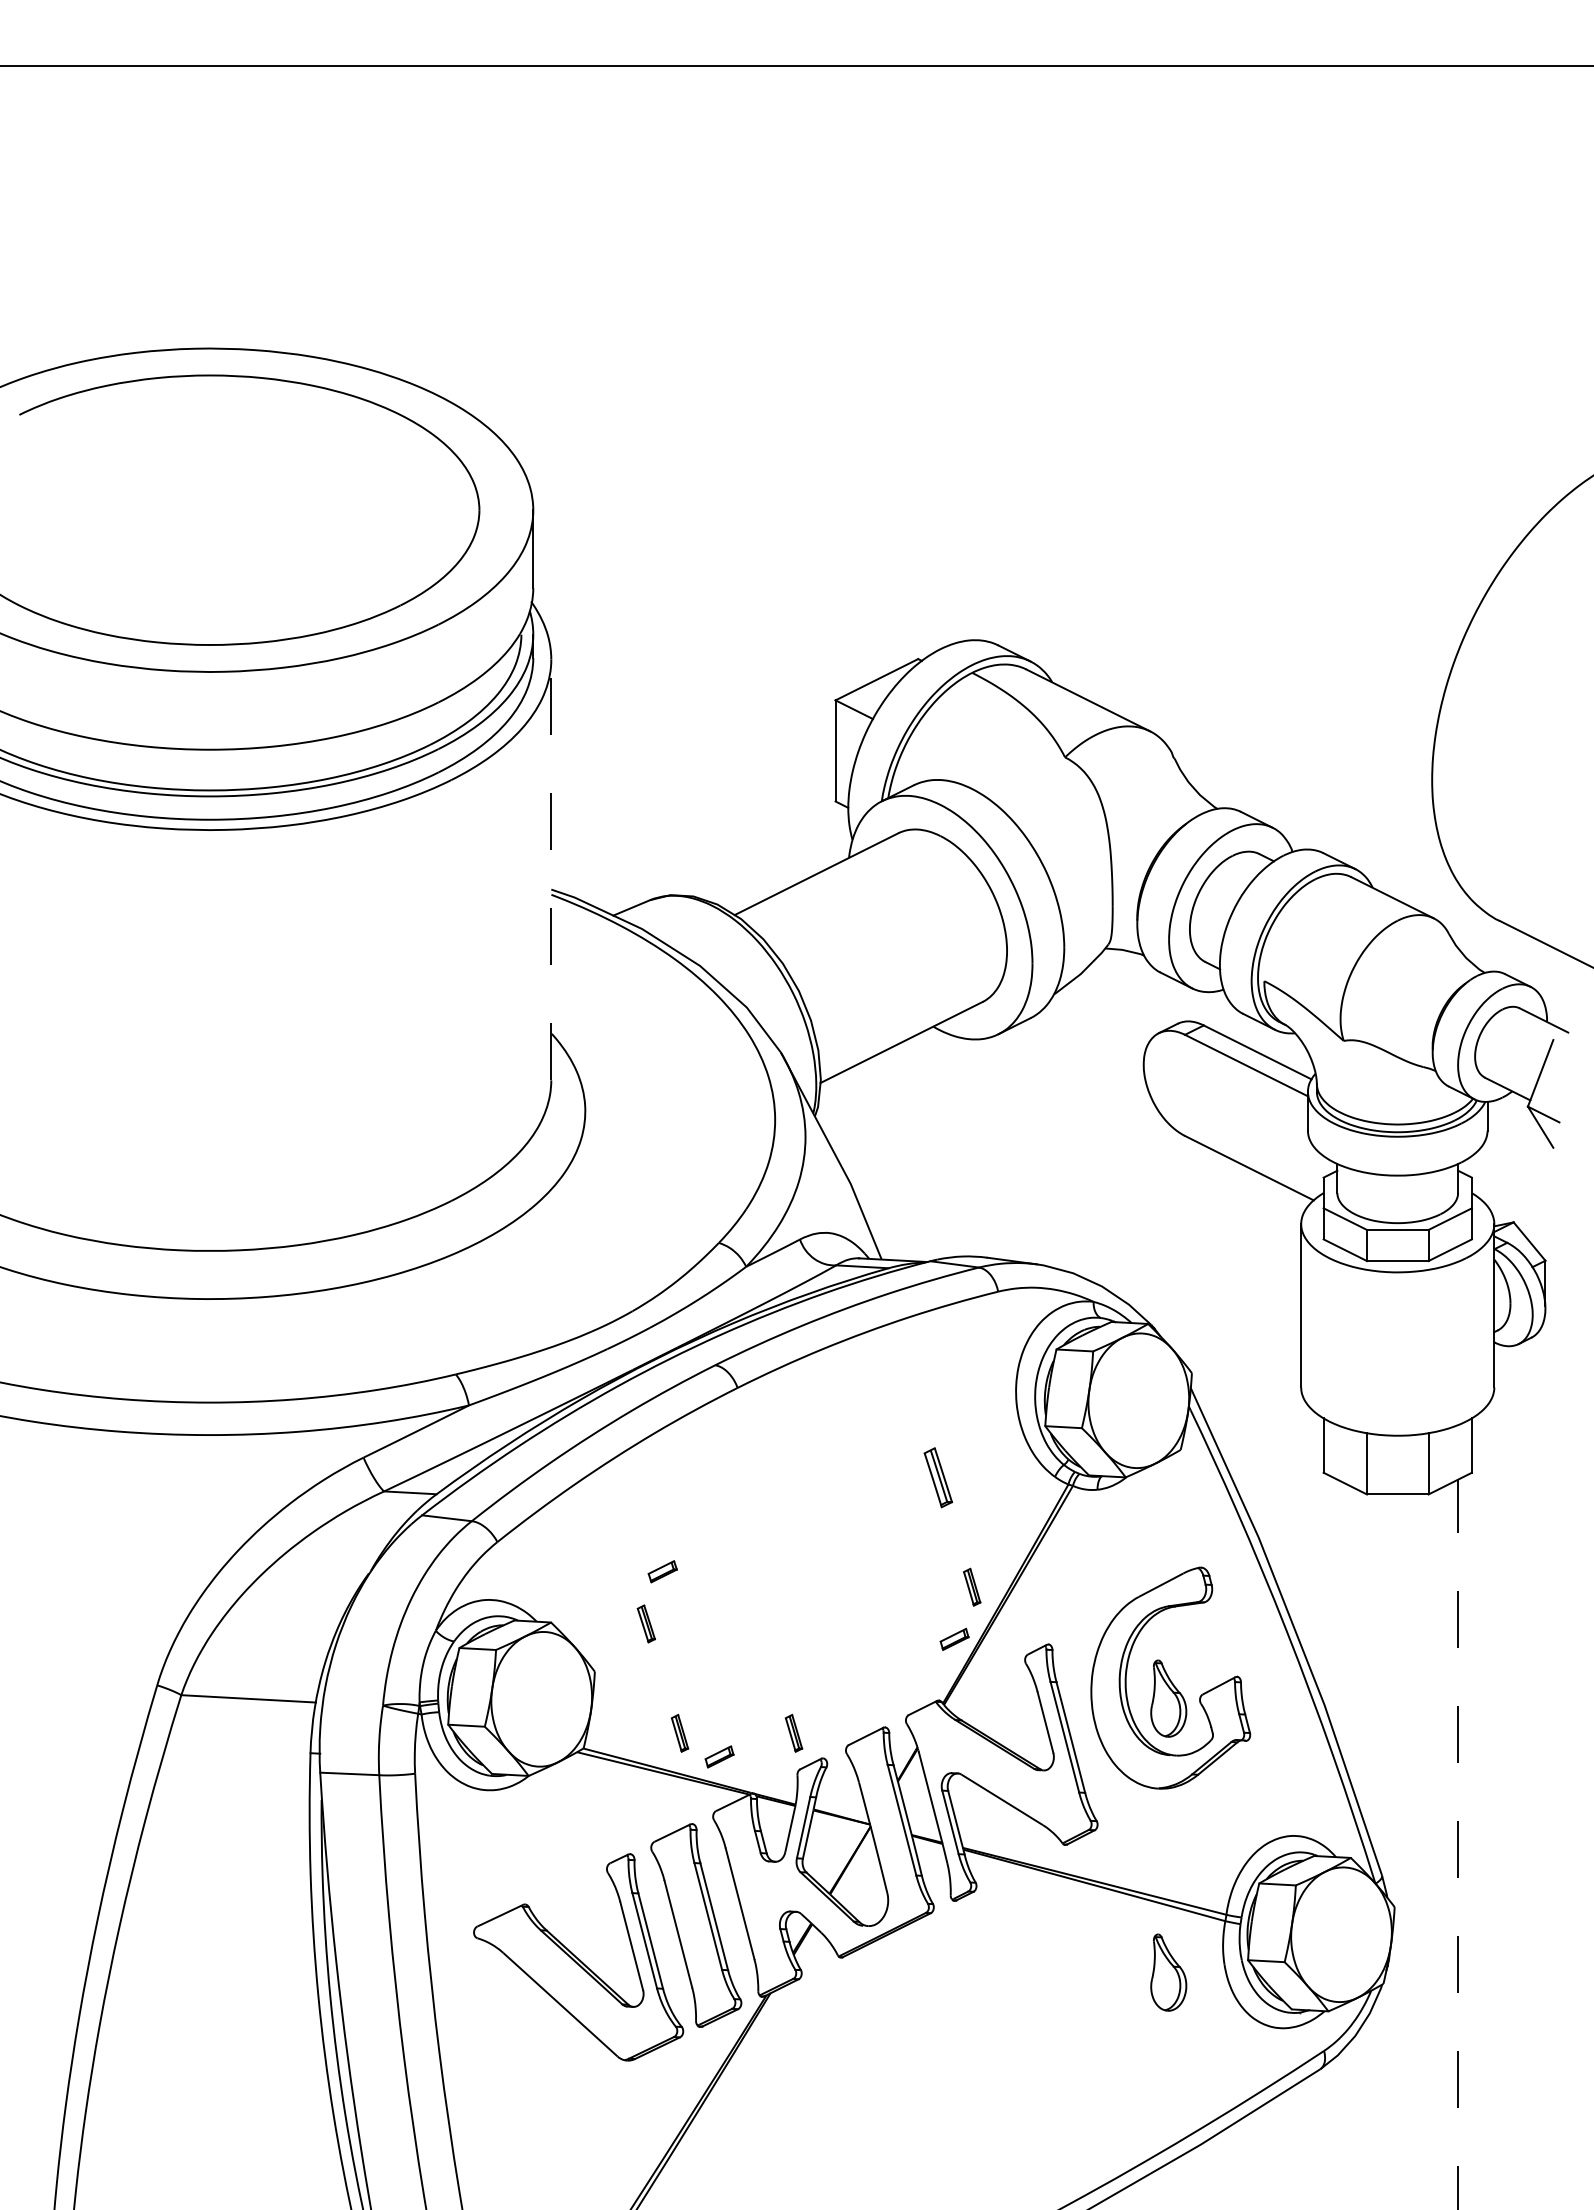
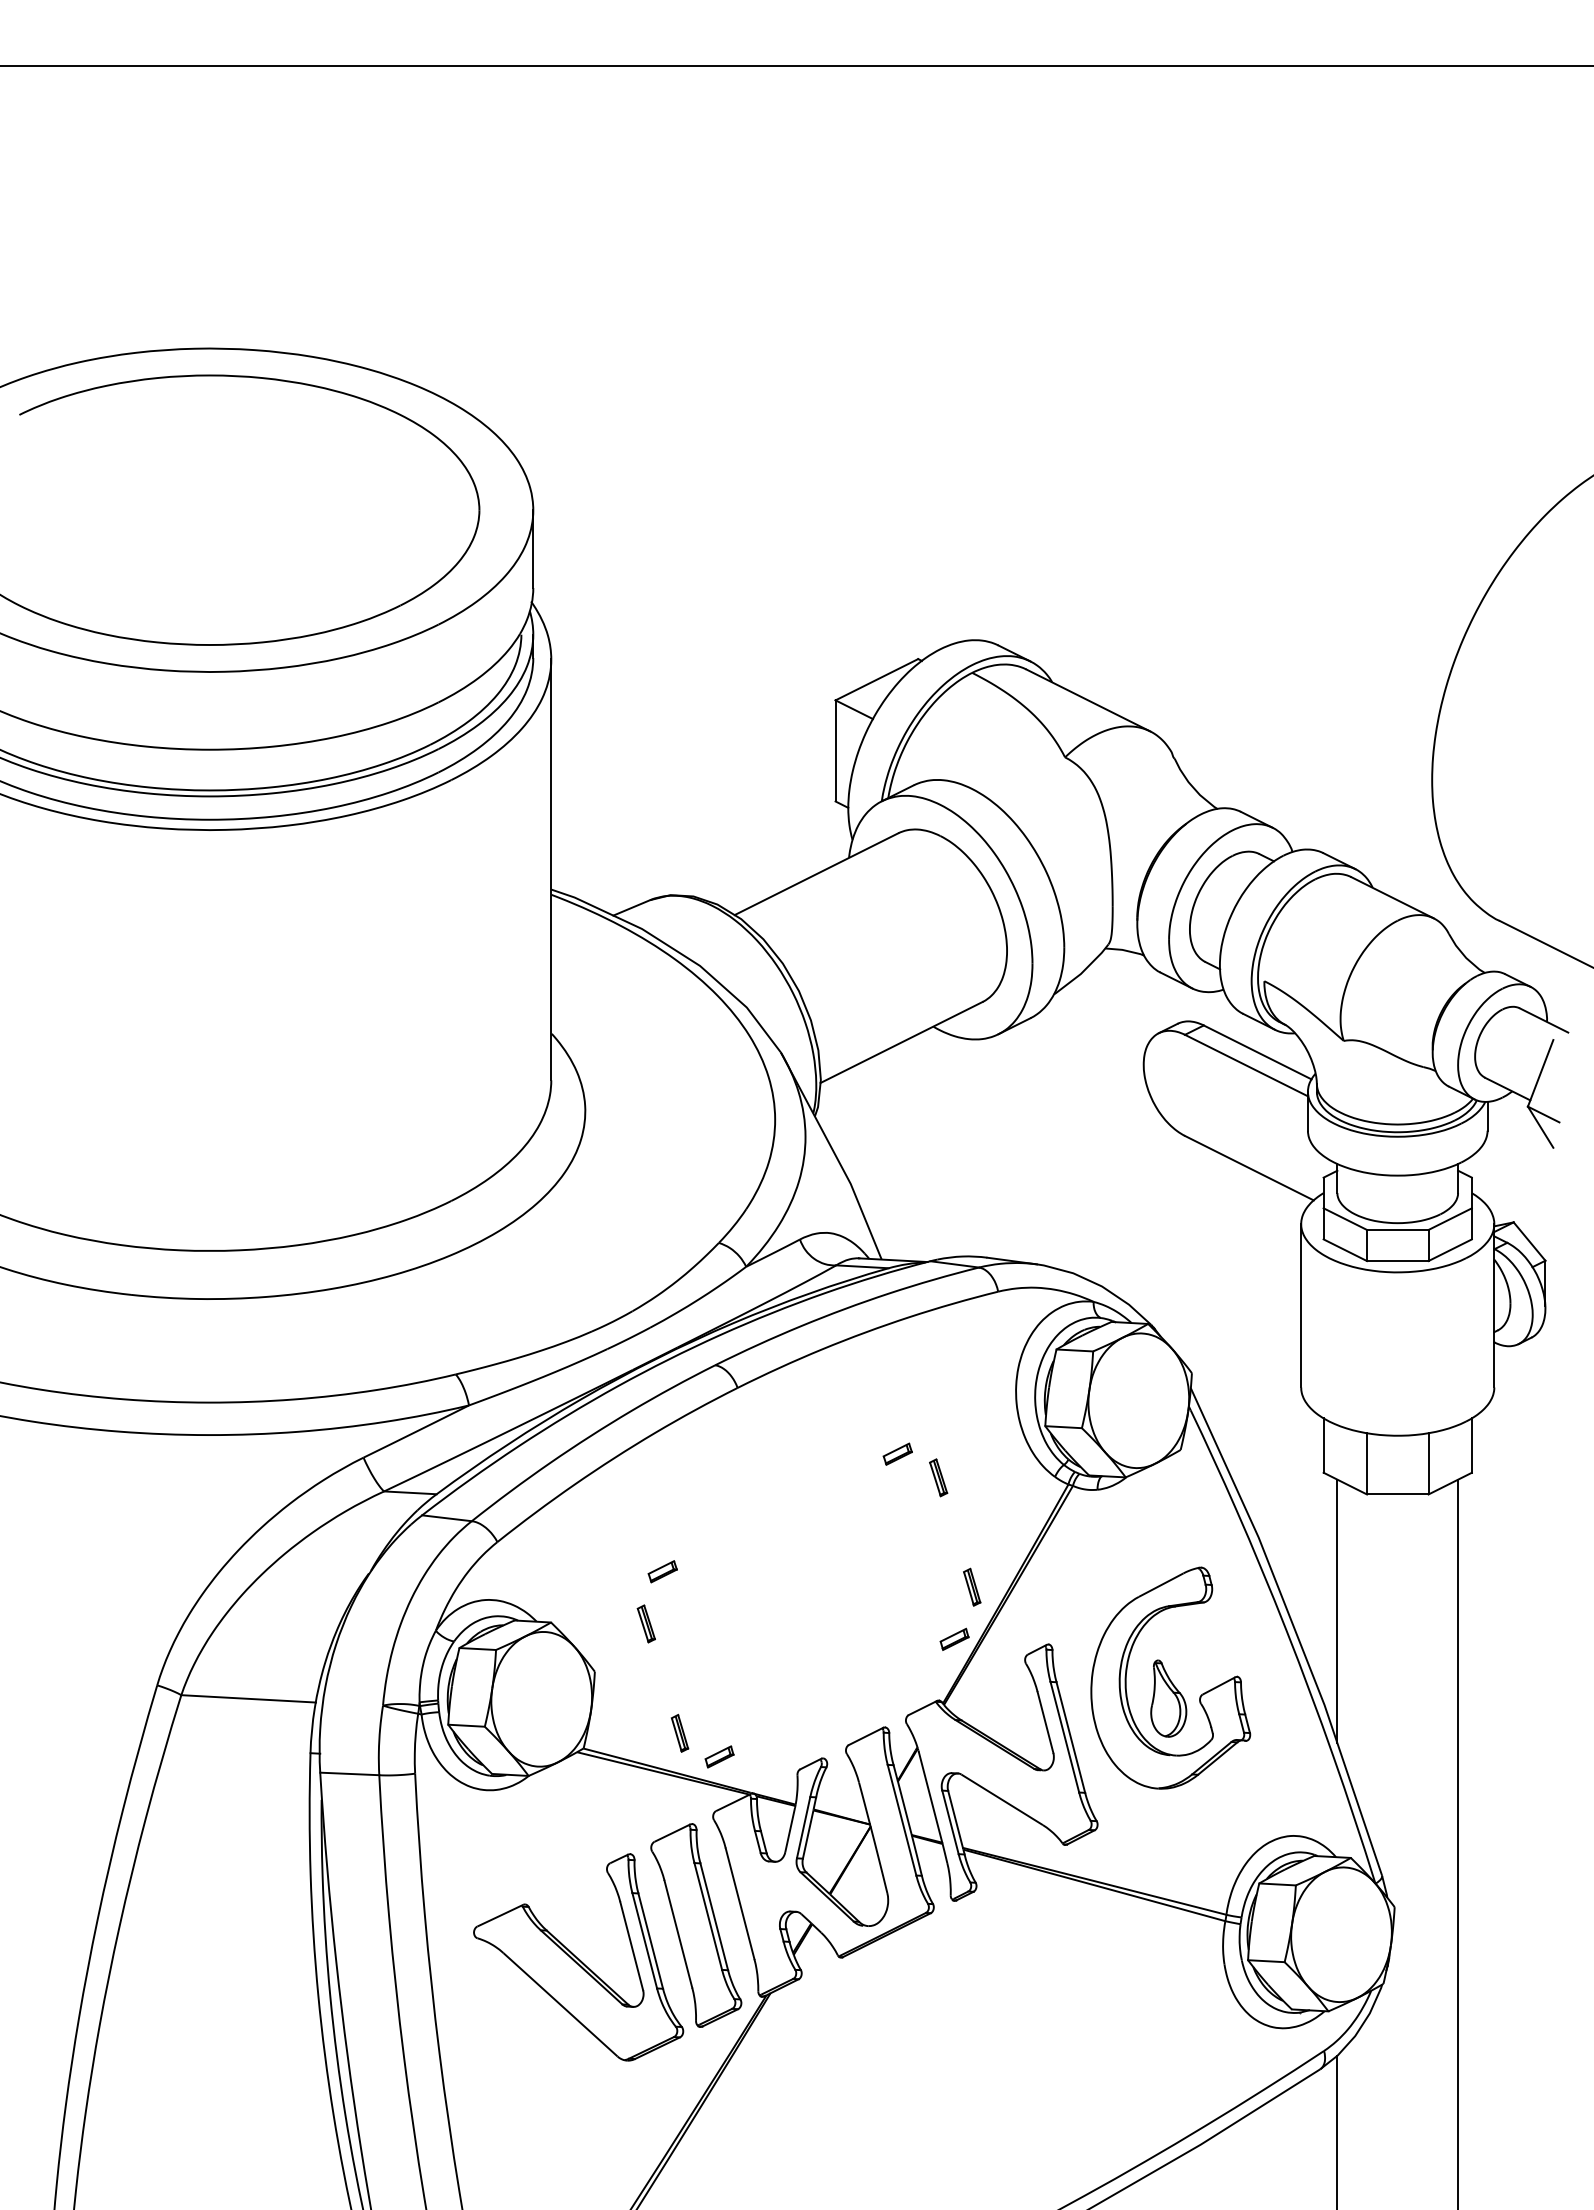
line: dashed -> solid (551, 869)
part: none -> present (897, 1453)
part size: 30x62 px -> 20x40 px (938, 1477)
line: none -> present (1337, 1611)
part: present -> none (793, 1732)
line: dashed -> solid (1458, 1844)
part: present -> none (1168, 1972)
line: none -> present (1337, 2130)
